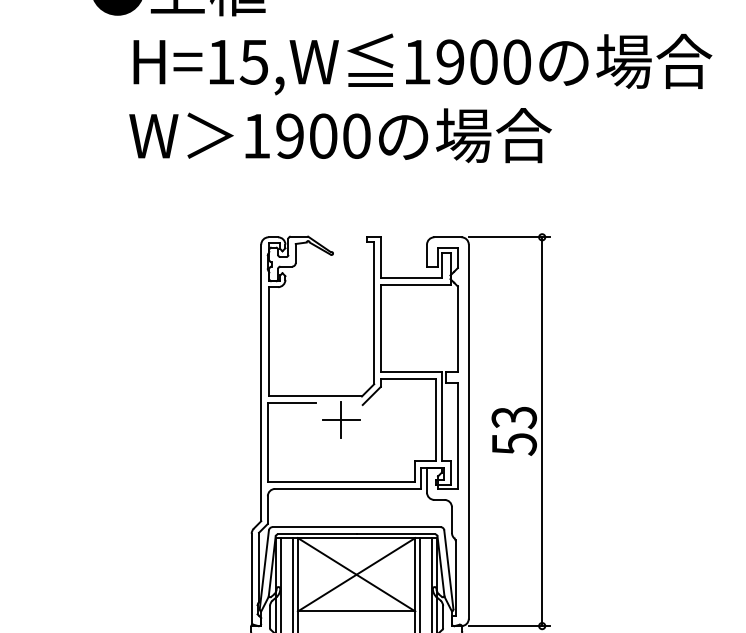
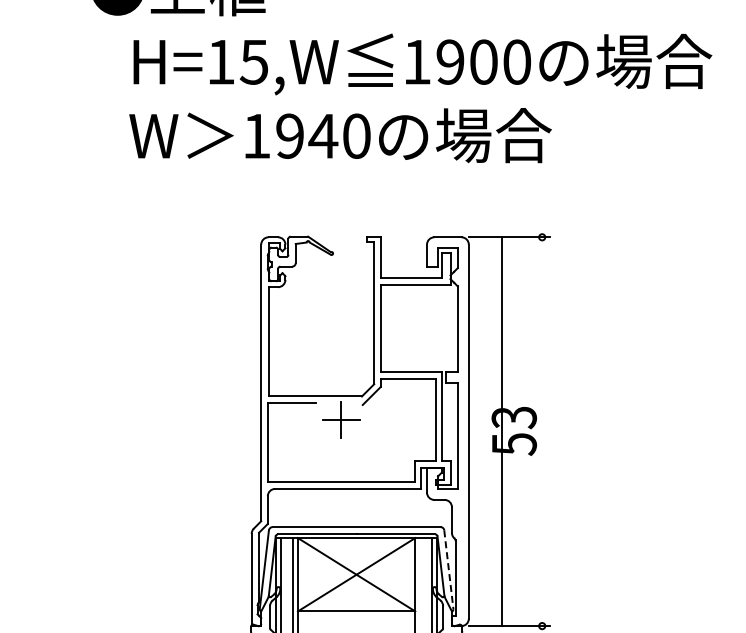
text: 1900 -> 1940 (323, 135)
line position: (542, 431) -> (502, 431) (502, 431)
line: solid -> dashed (448, 569)
line: present -> none (420, 583)
